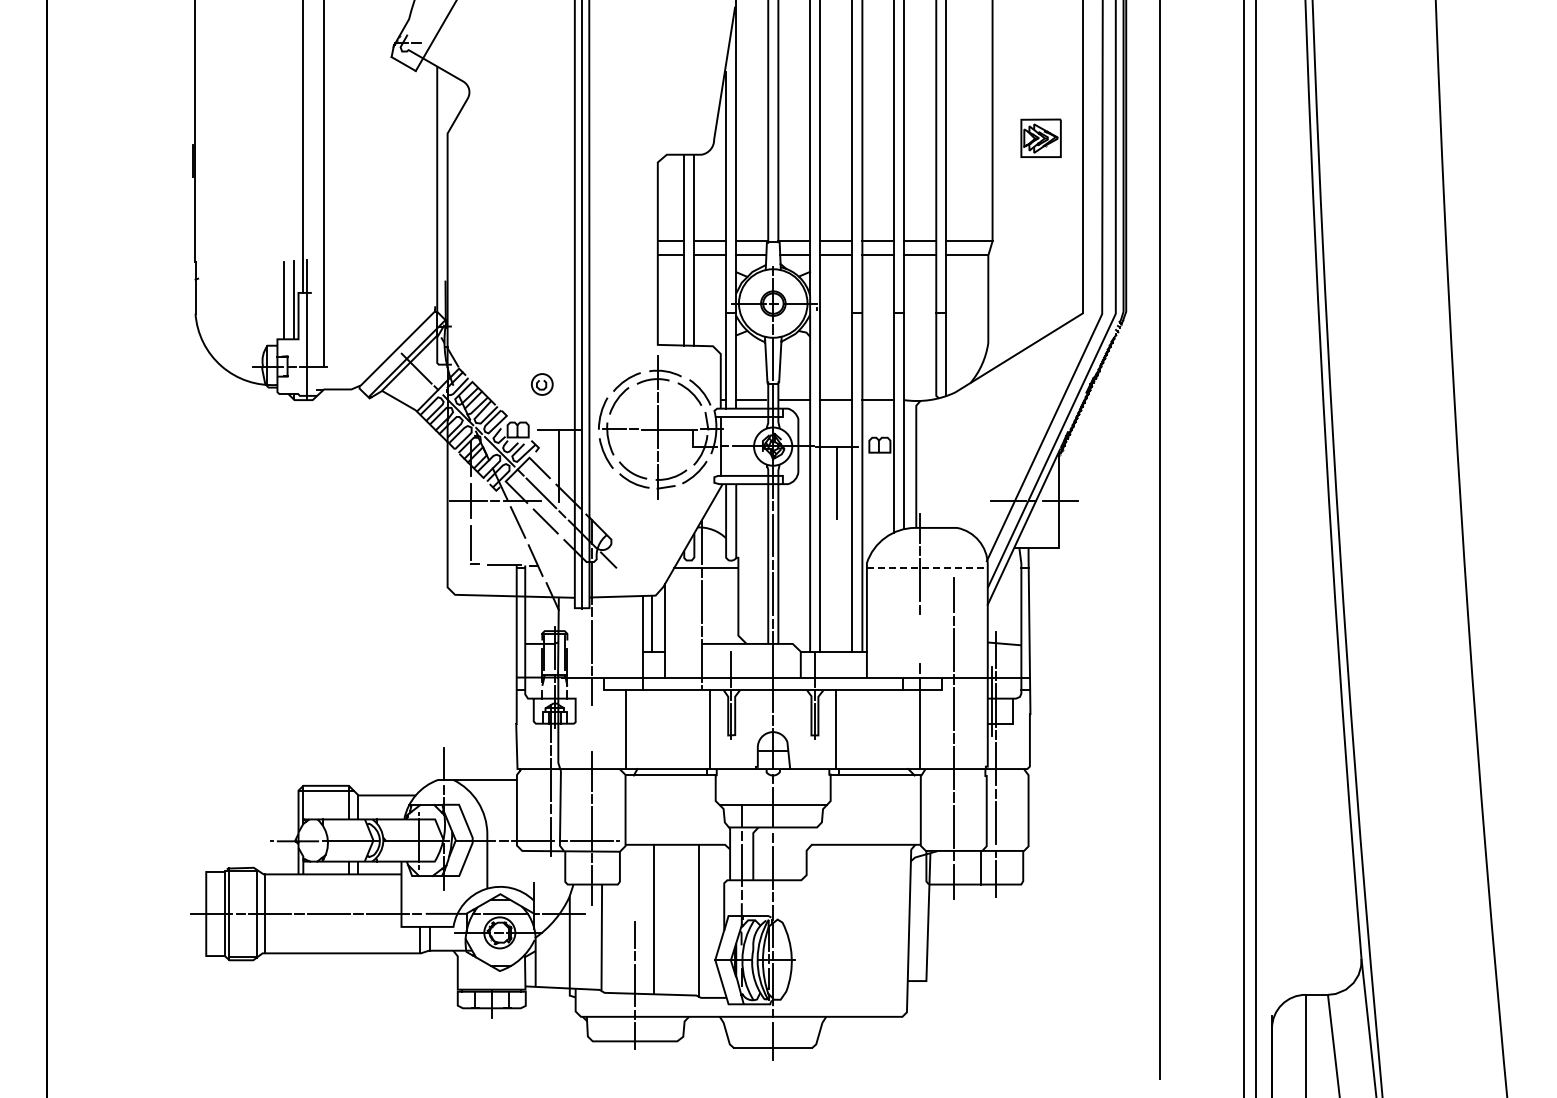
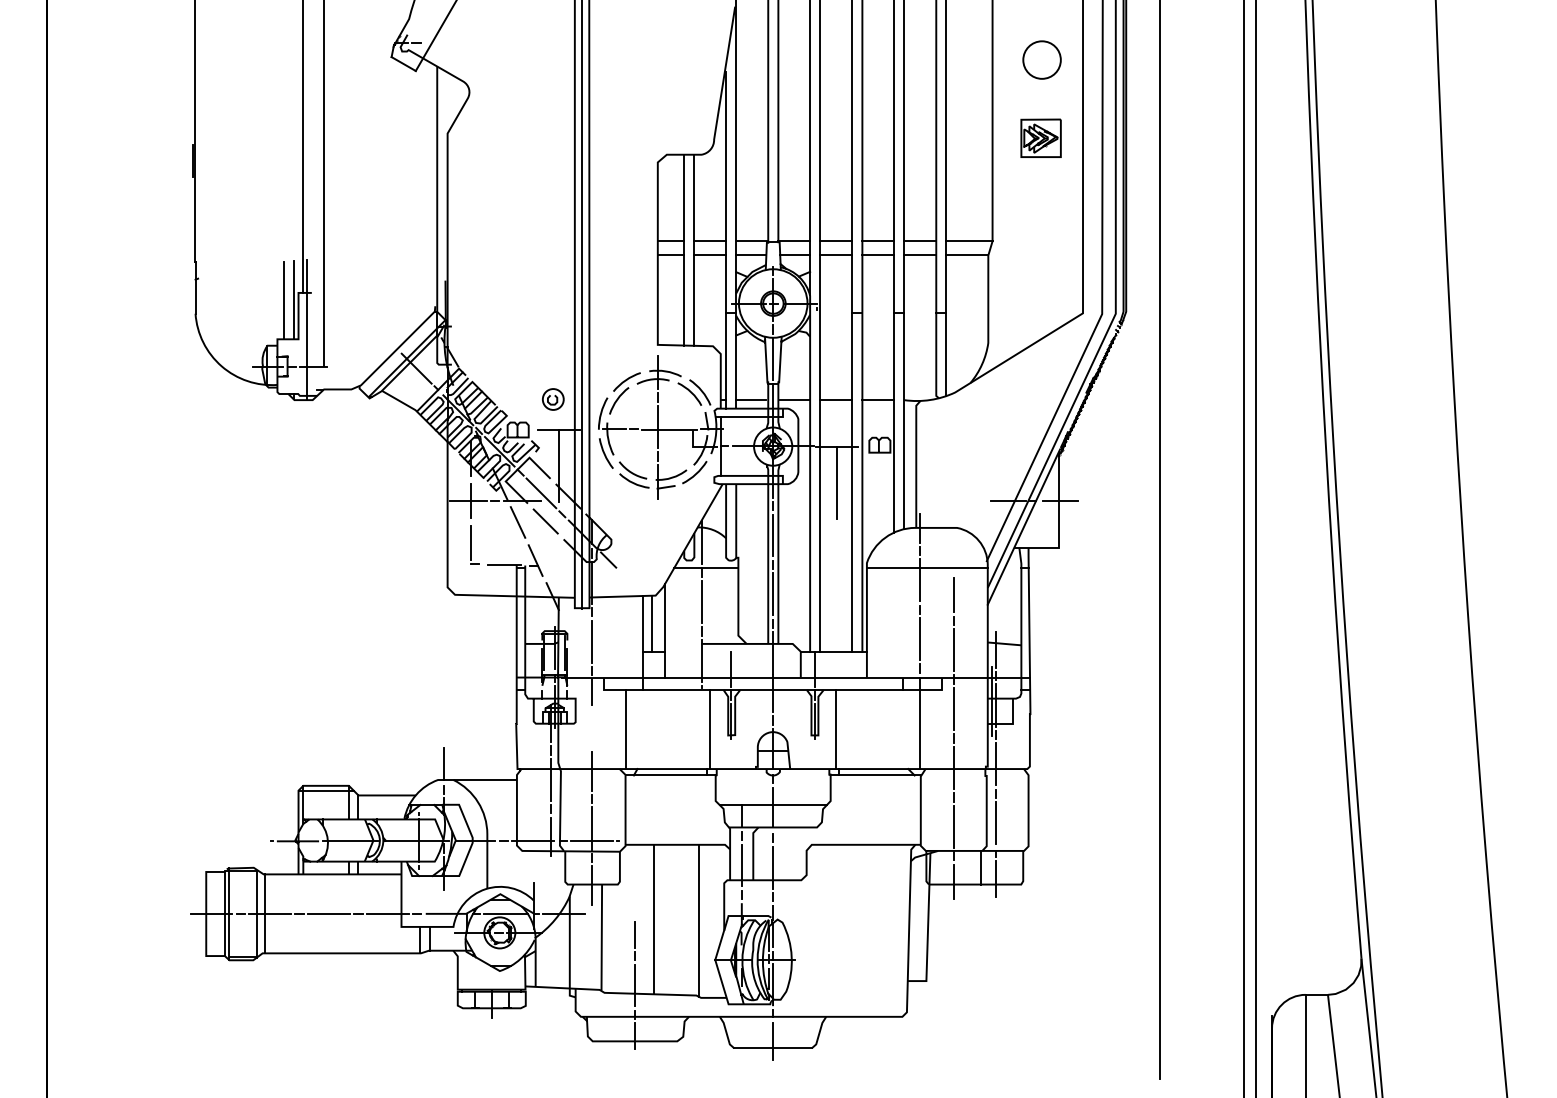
circle: none -> present (1041, 59)
part position: (542, 384) -> (553, 399) (553, 399)
line: dashed -> solid (927, 568)
line: none -> present (920, 639)
